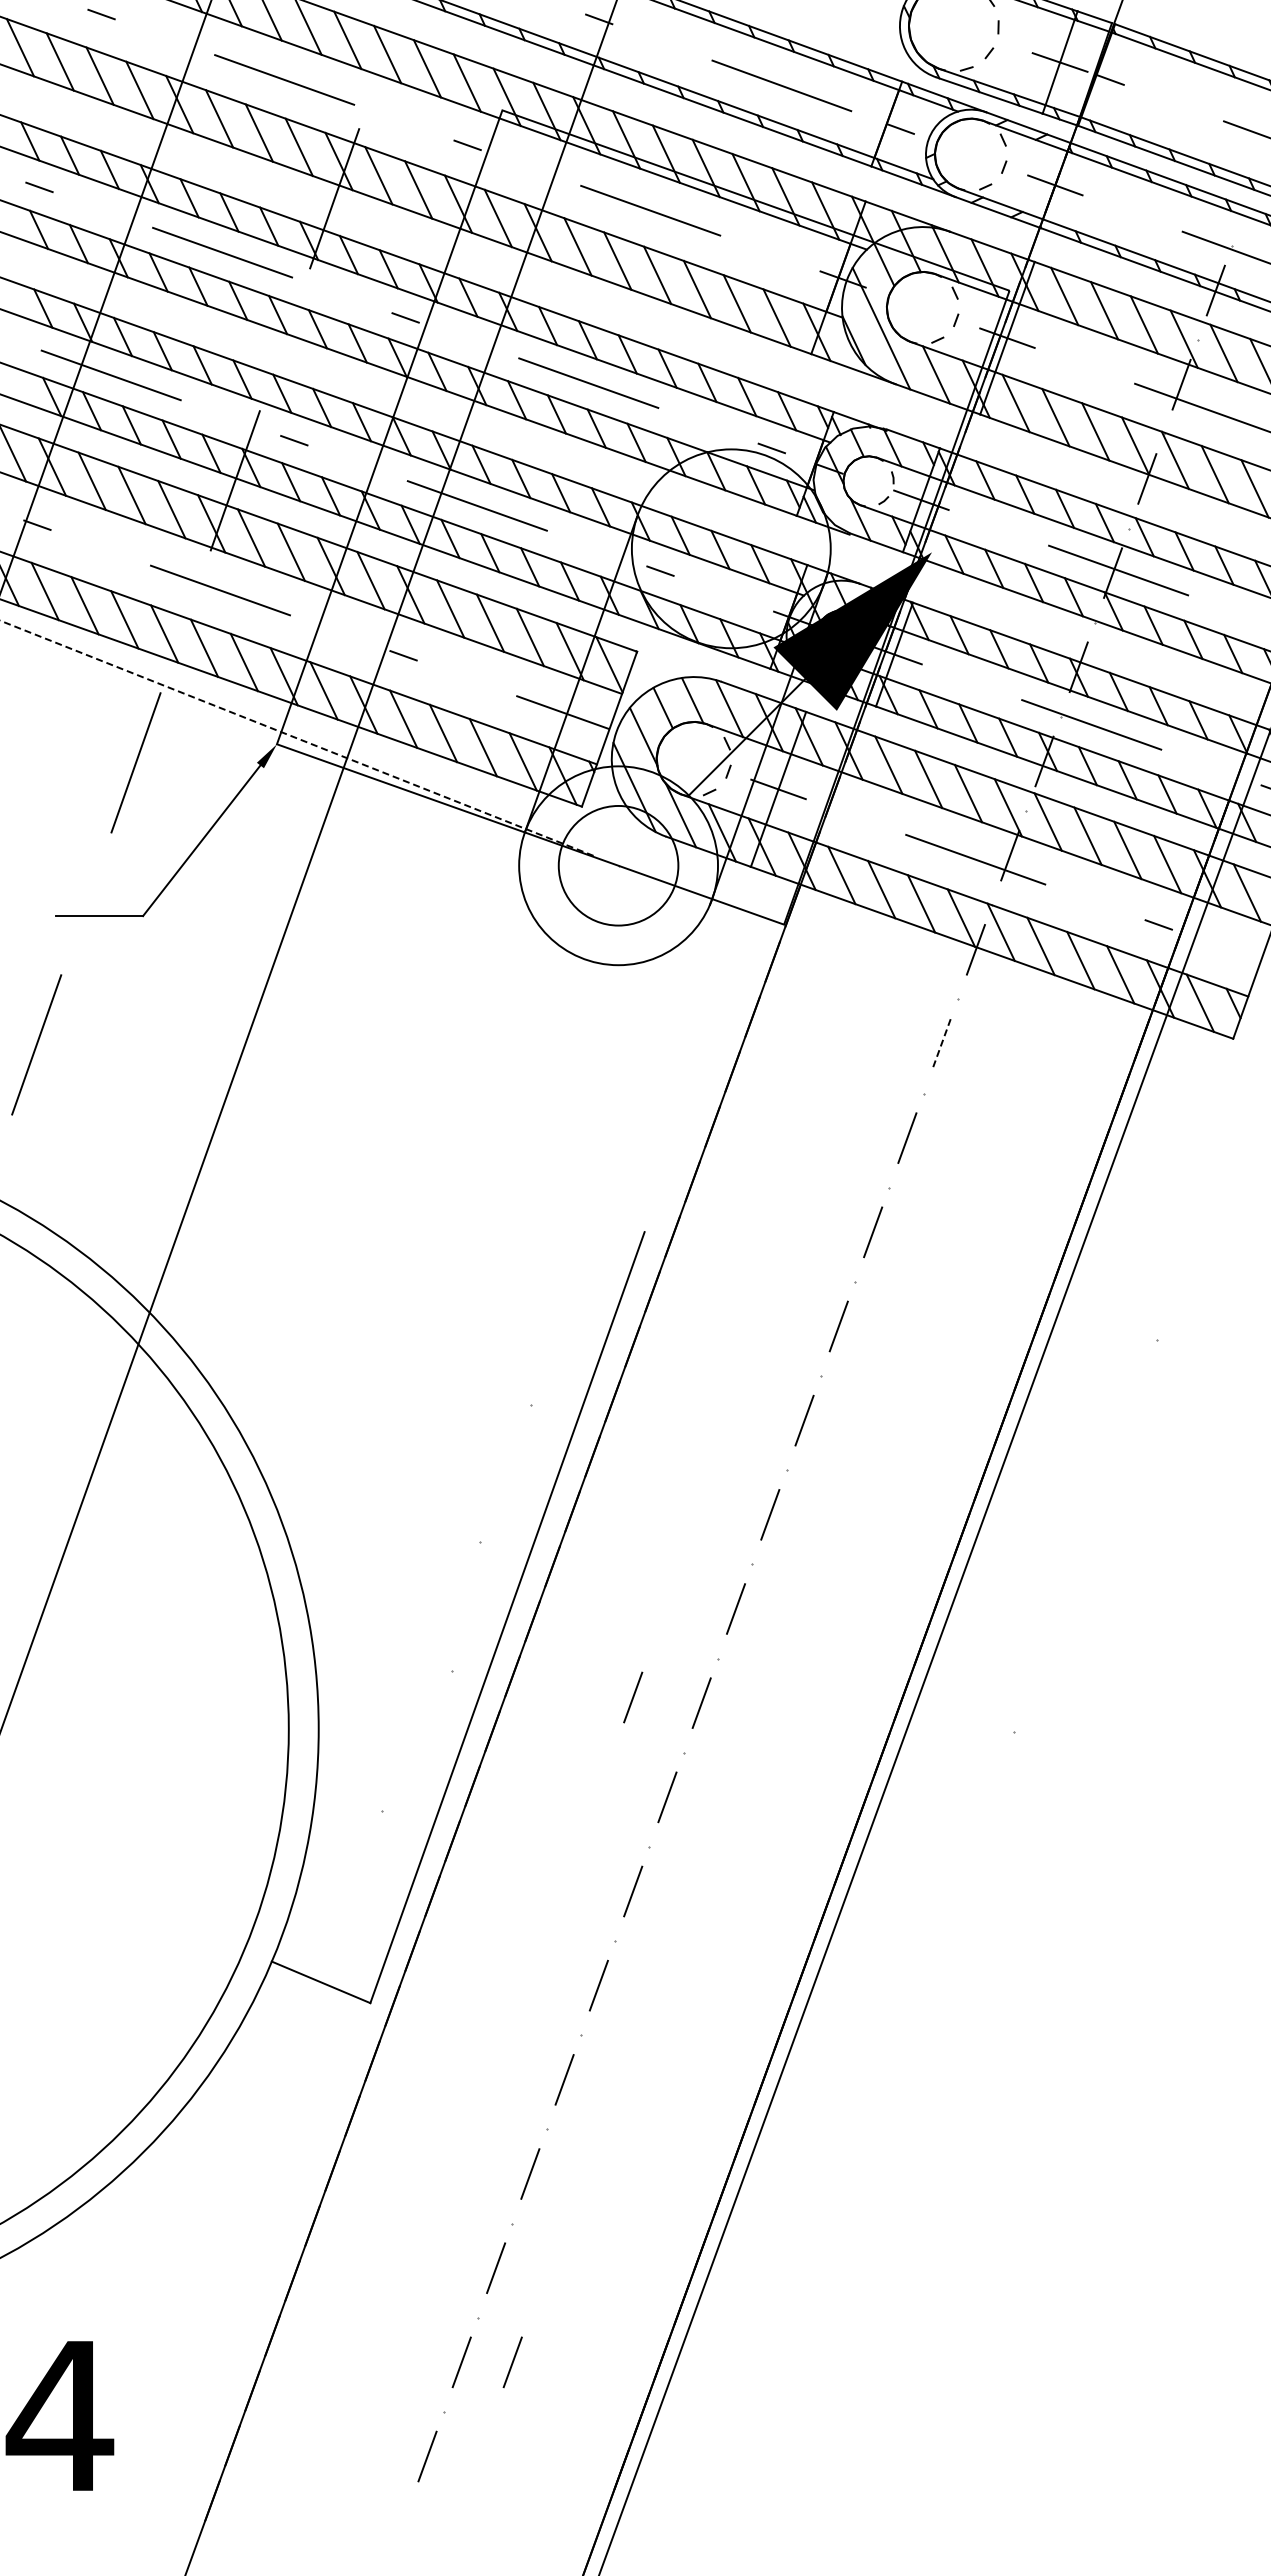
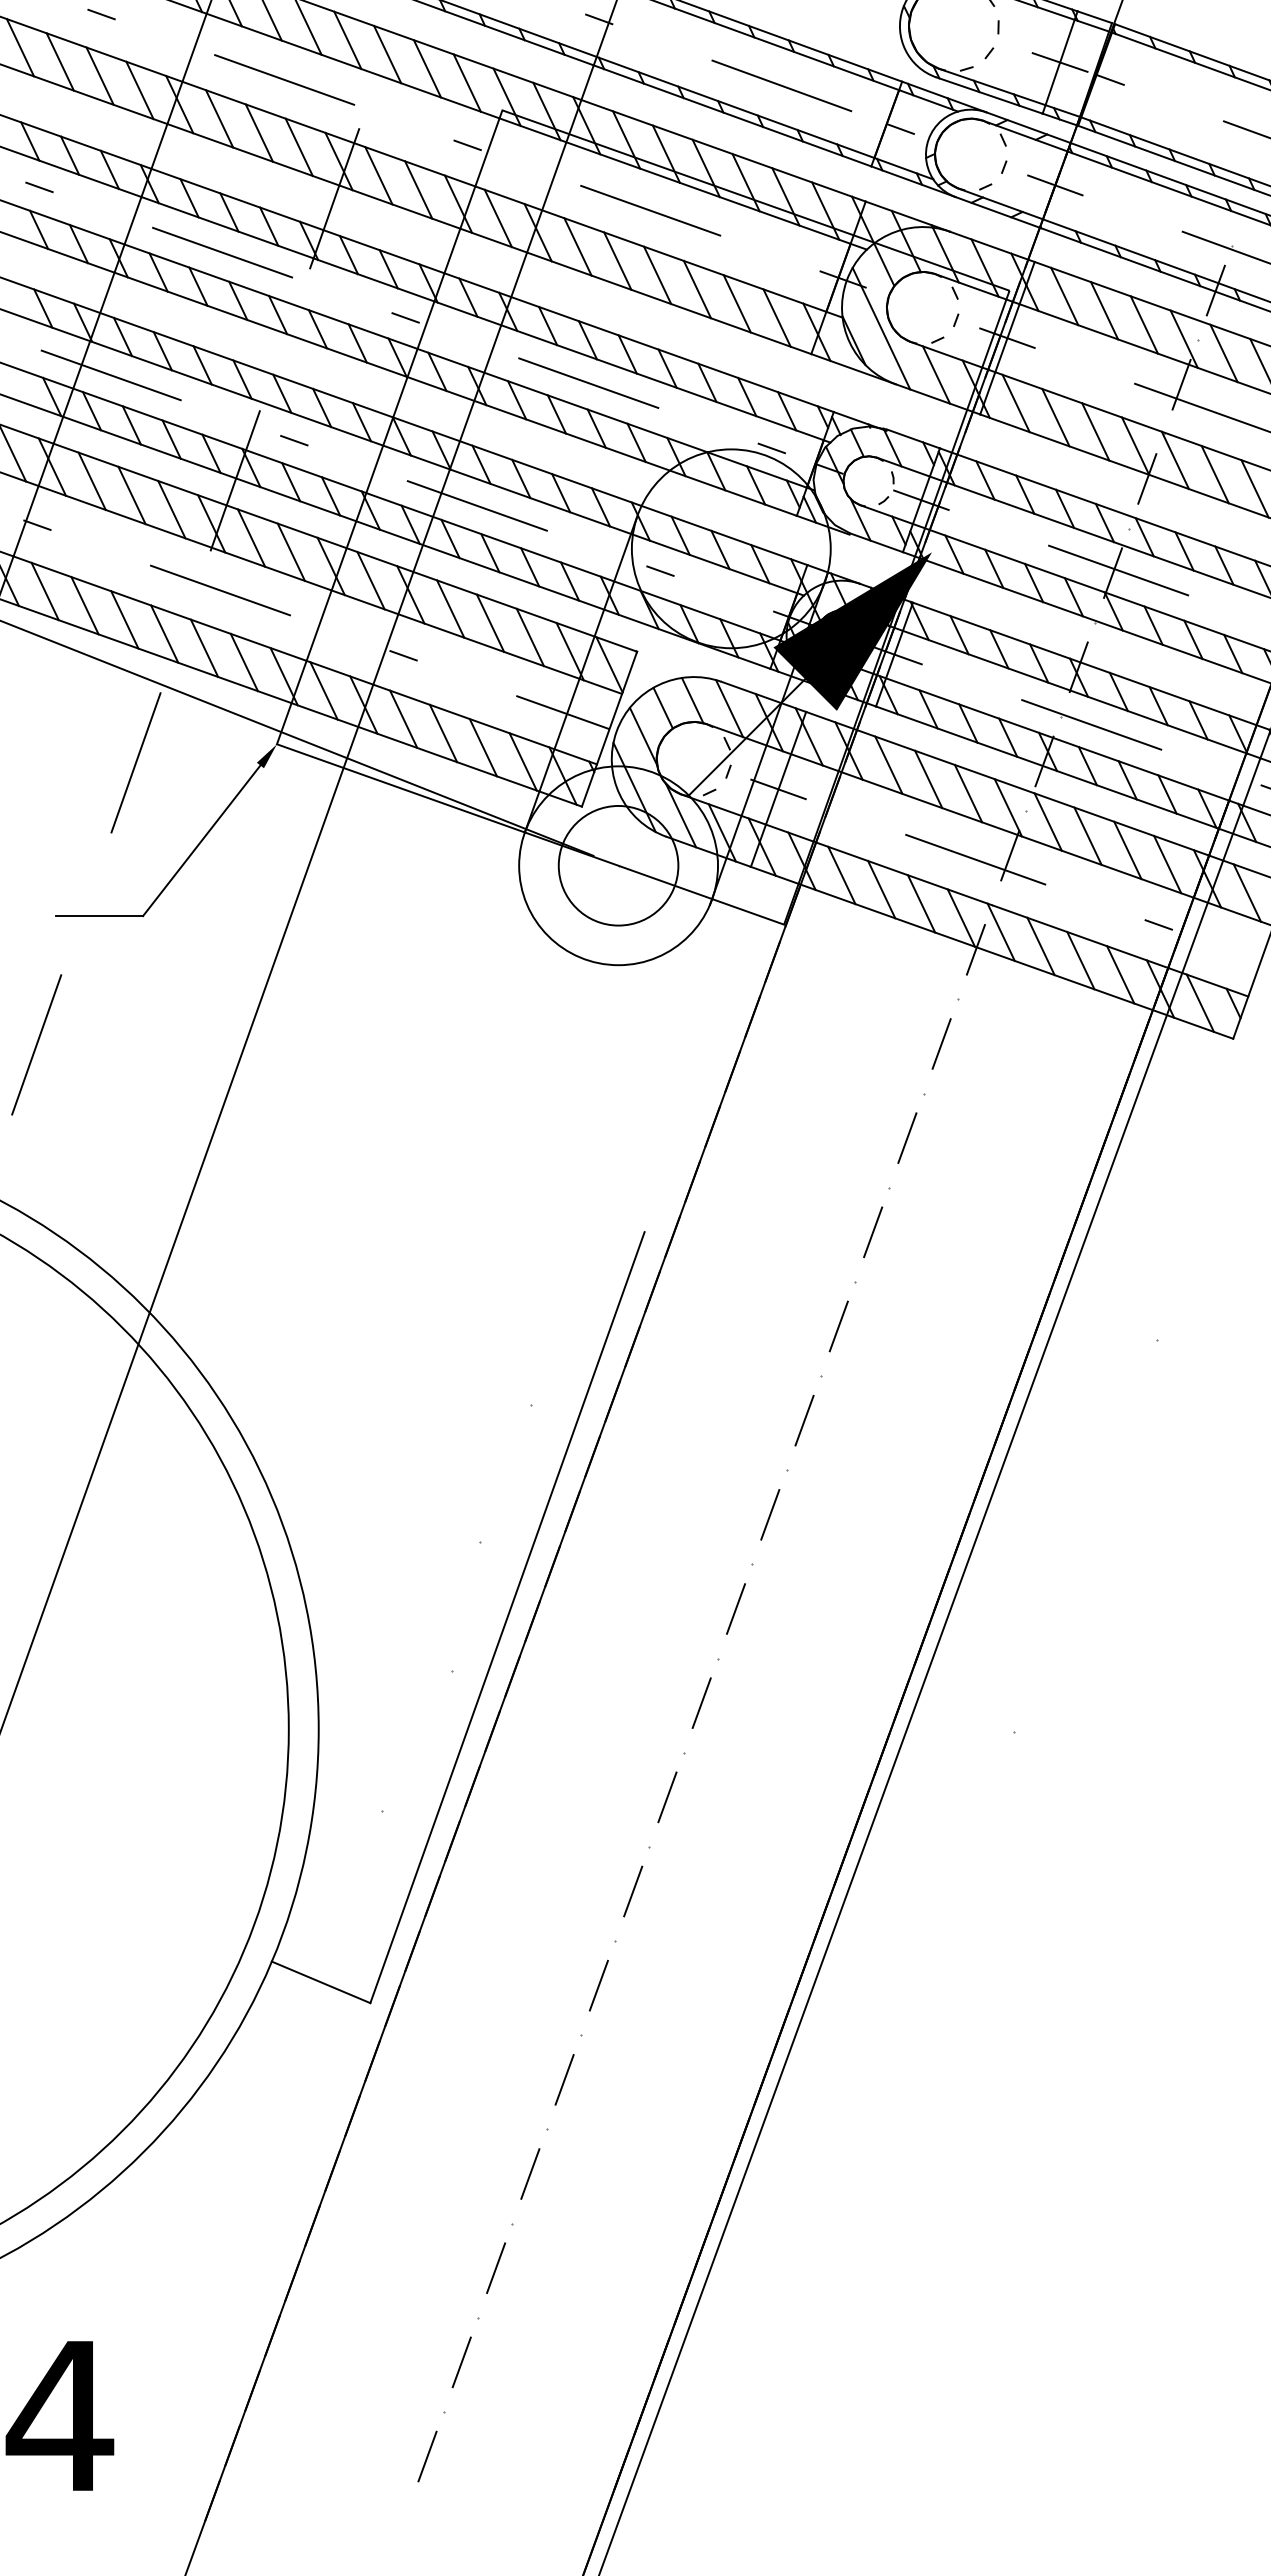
line: dashed -> solid (297, 738)
line: dashed -> solid (941, 1044)
line: present -> none (633, 1697)
line: present -> none (512, 2362)
